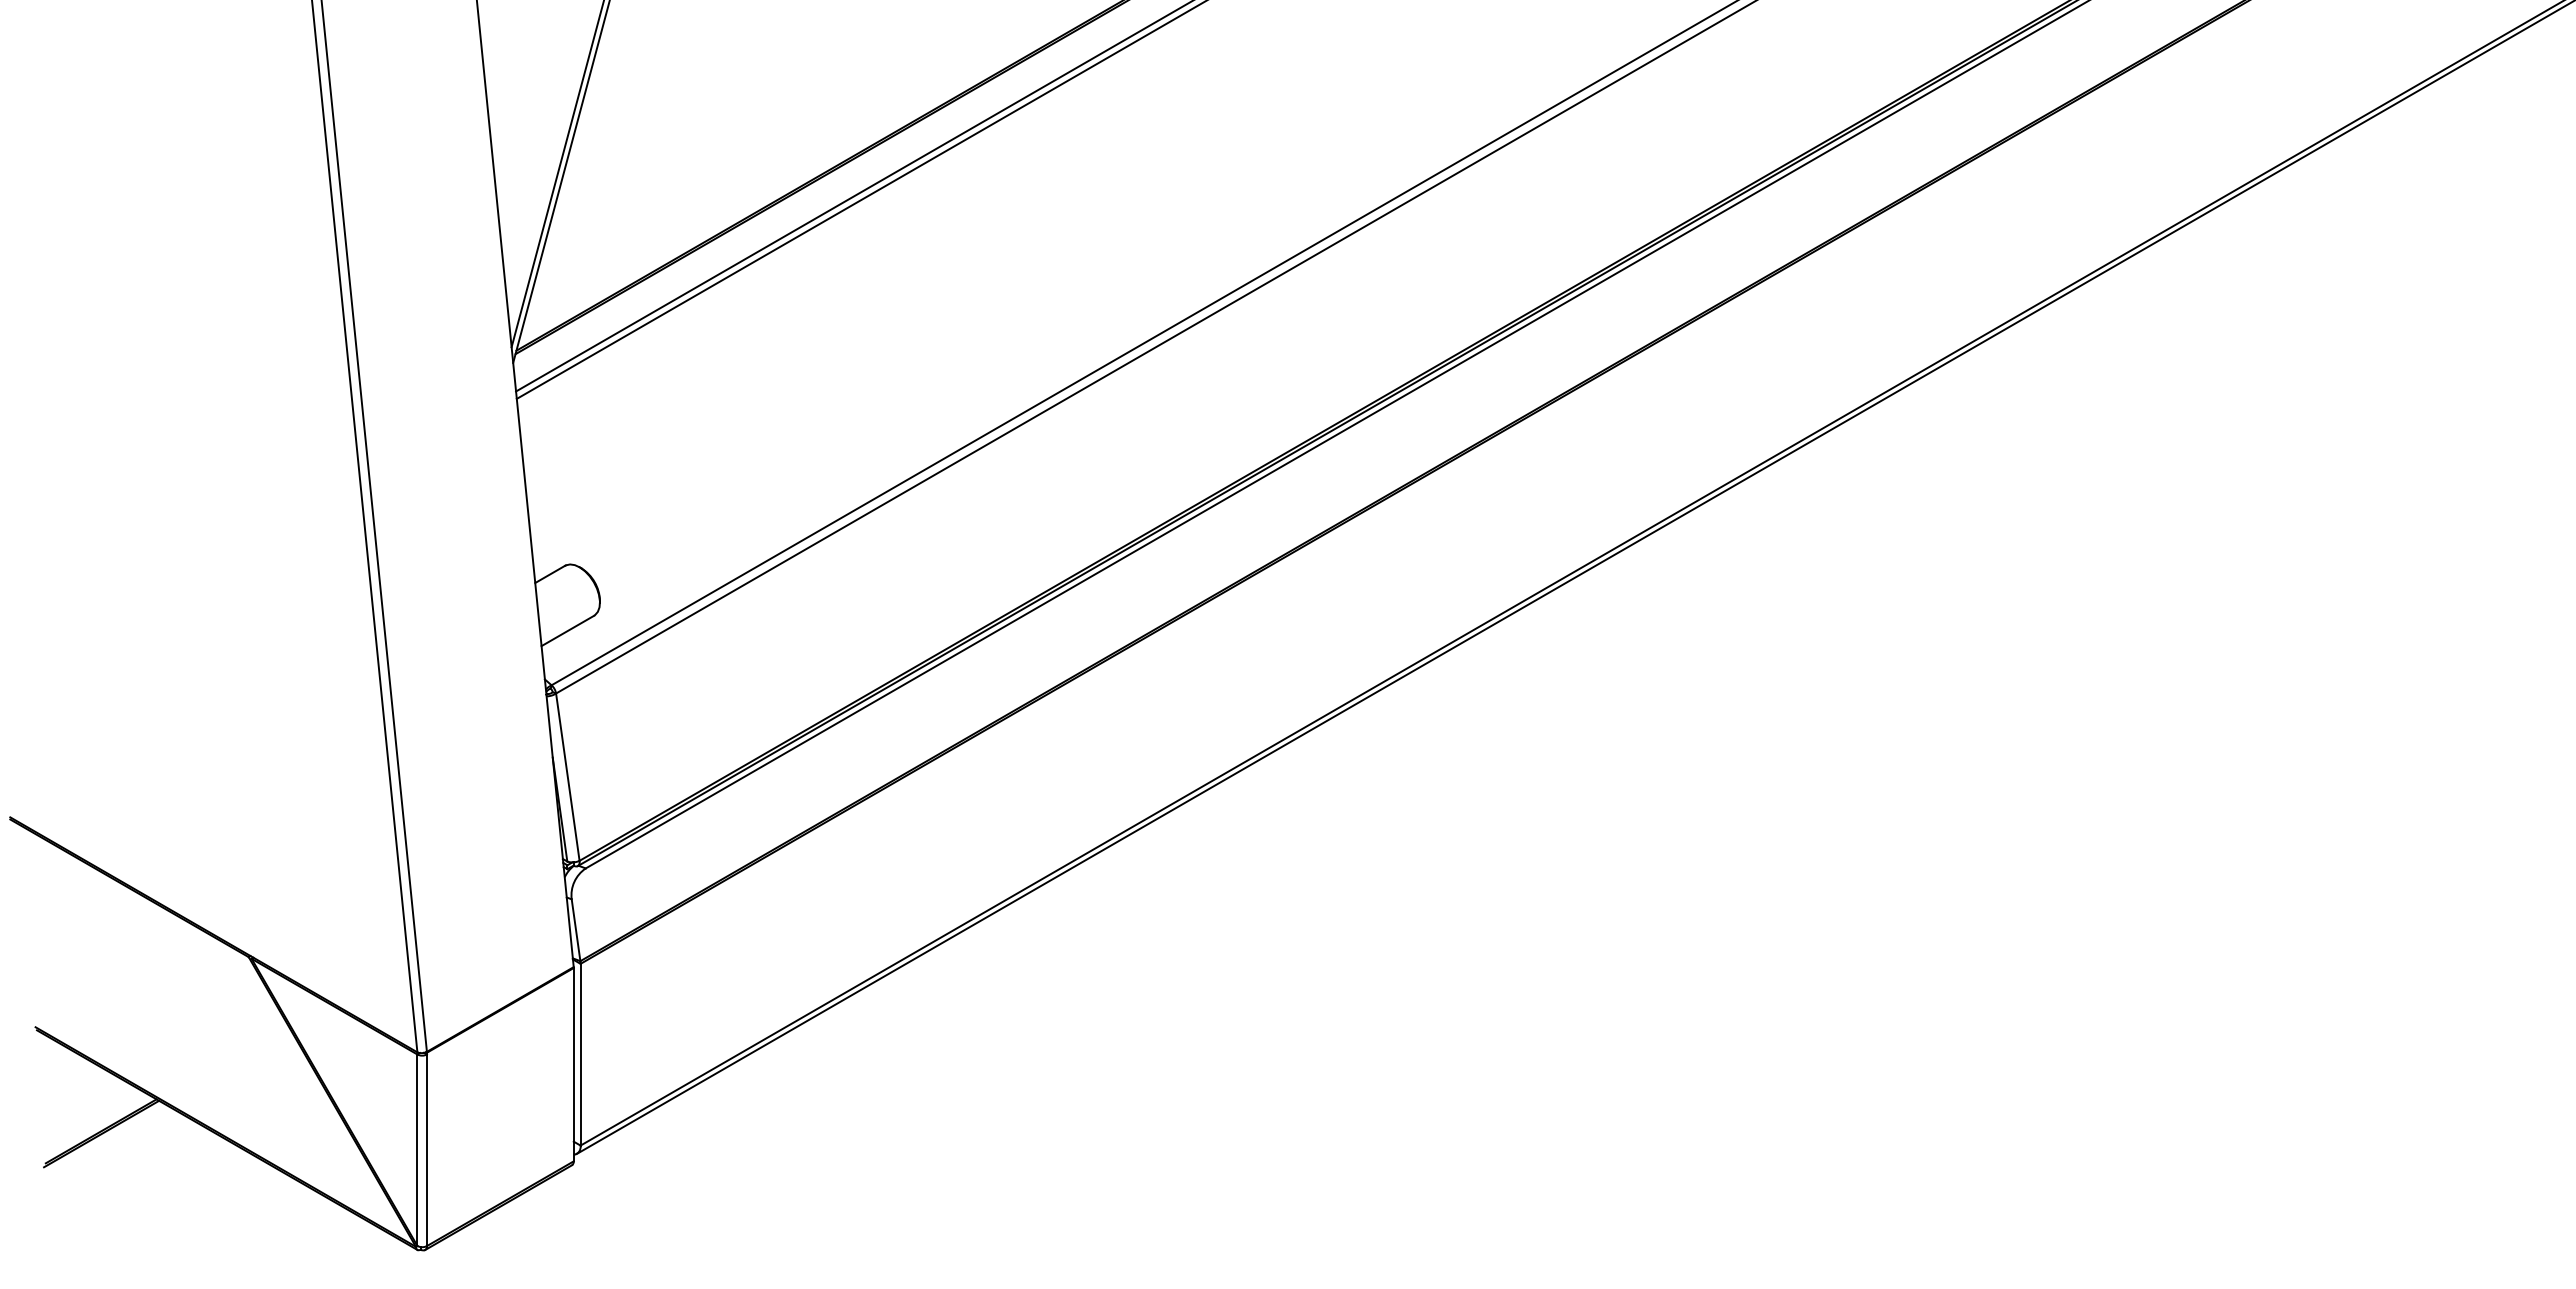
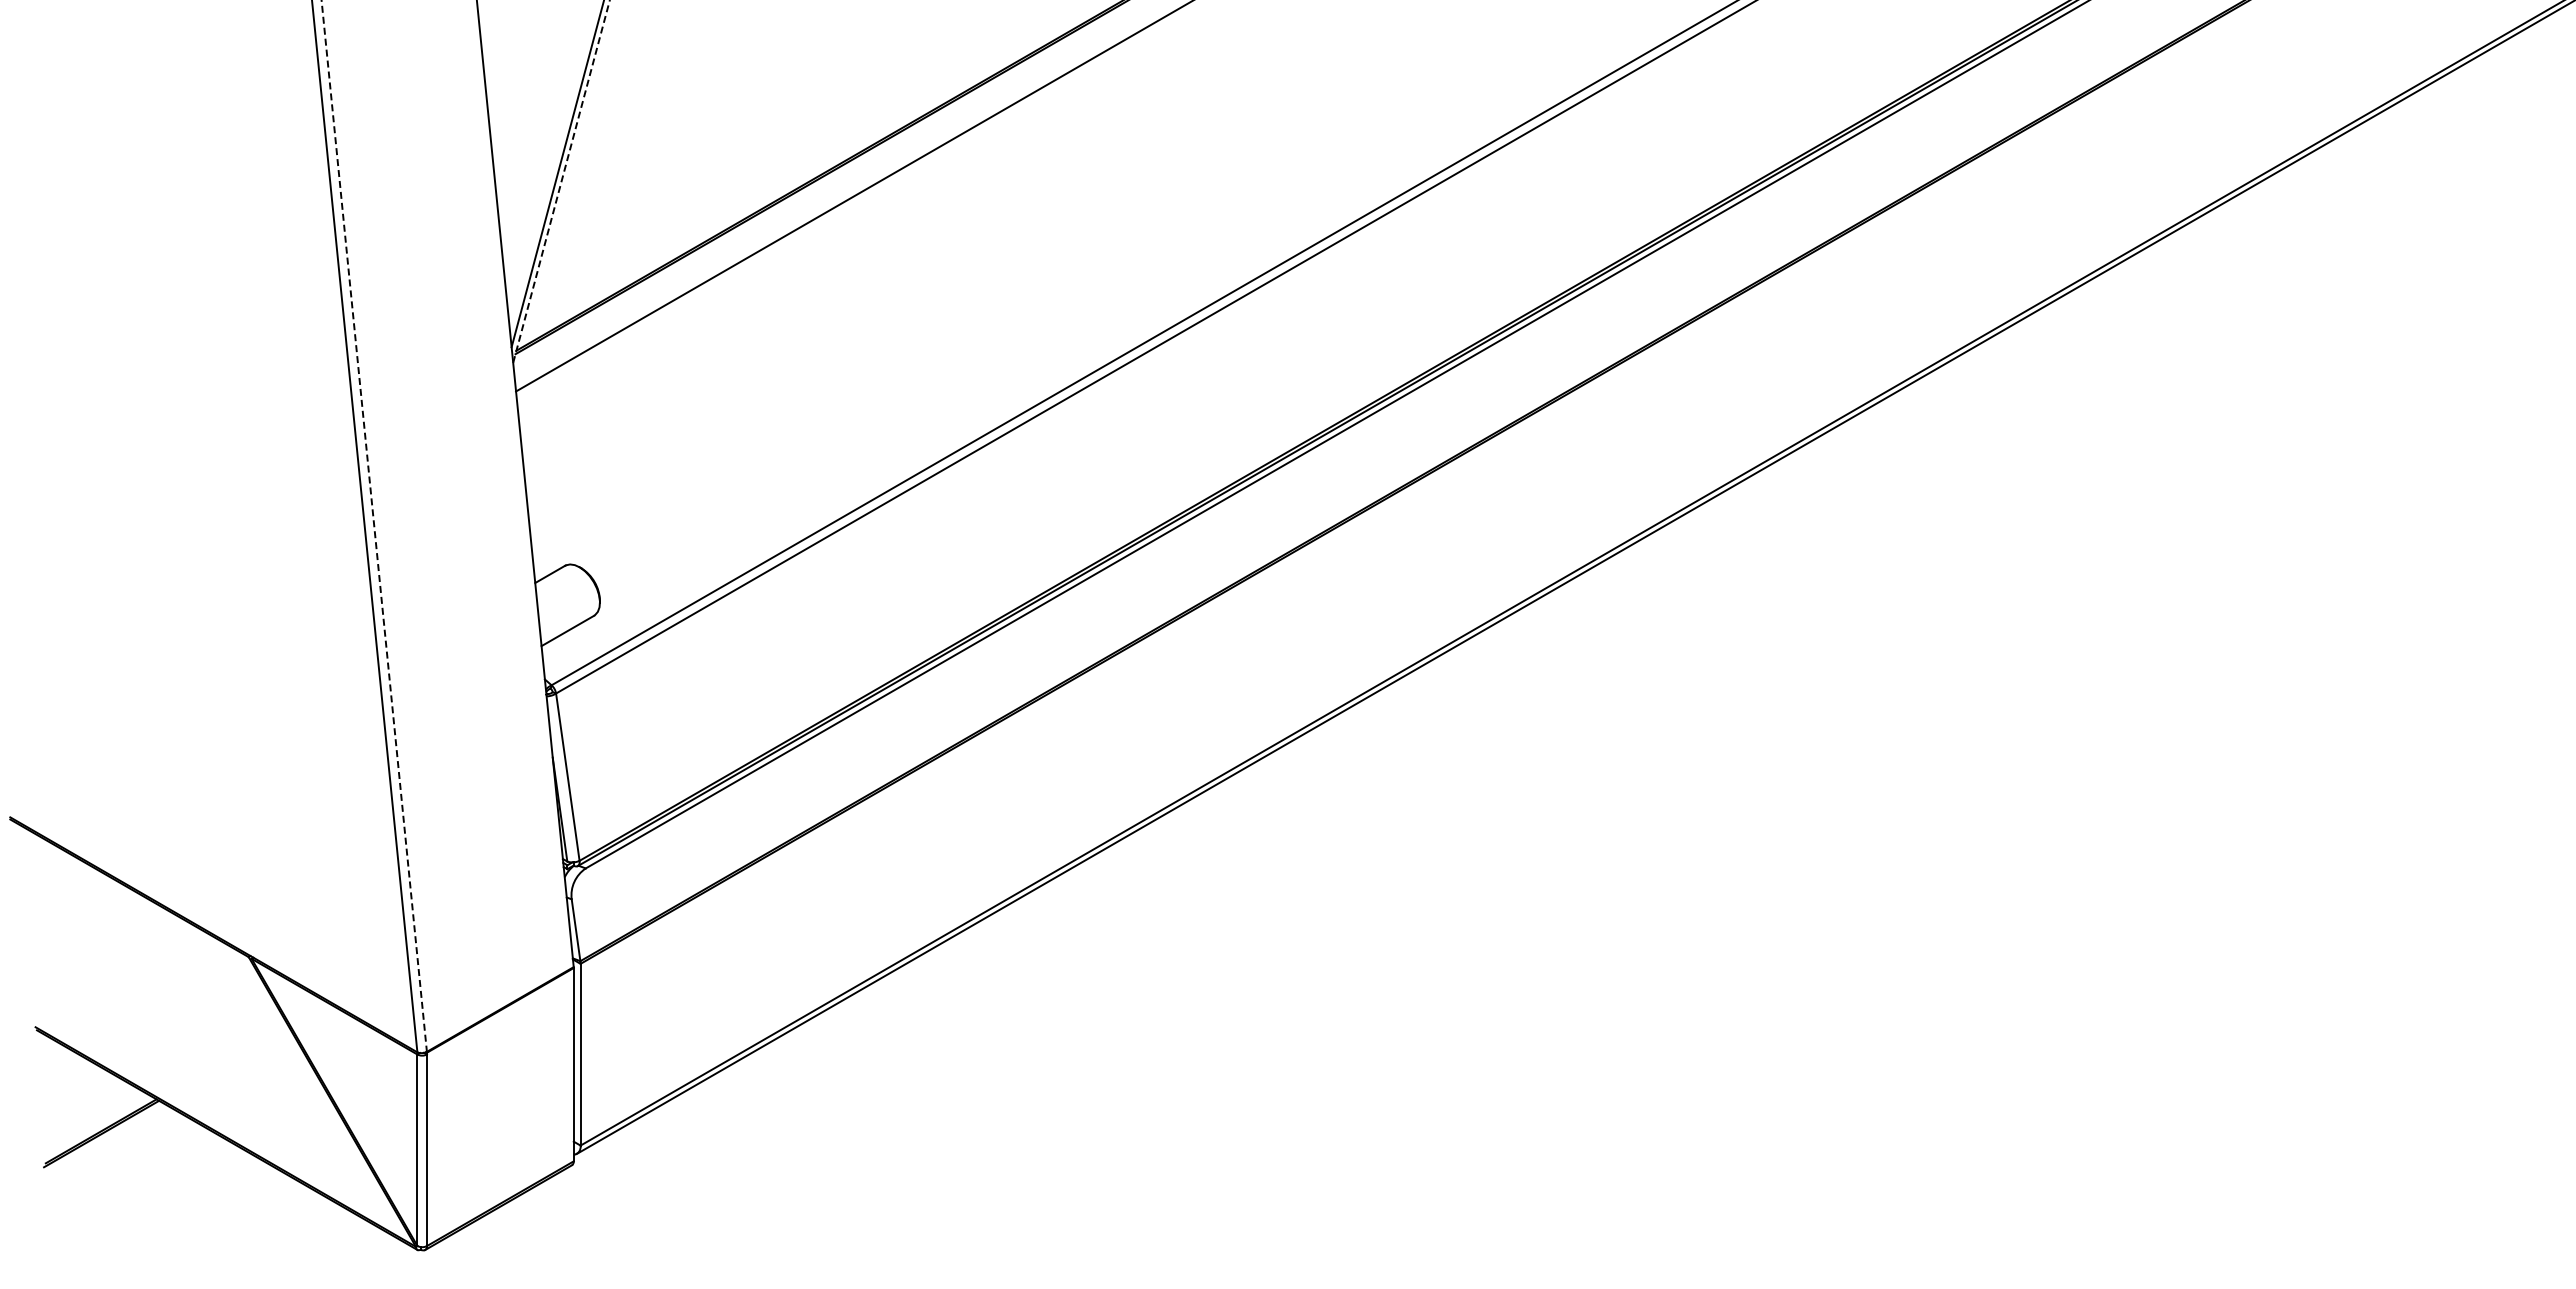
line: solid -> dashed (561, 181)
line: present -> none (859, 200)
line: solid -> dashed (374, 526)
